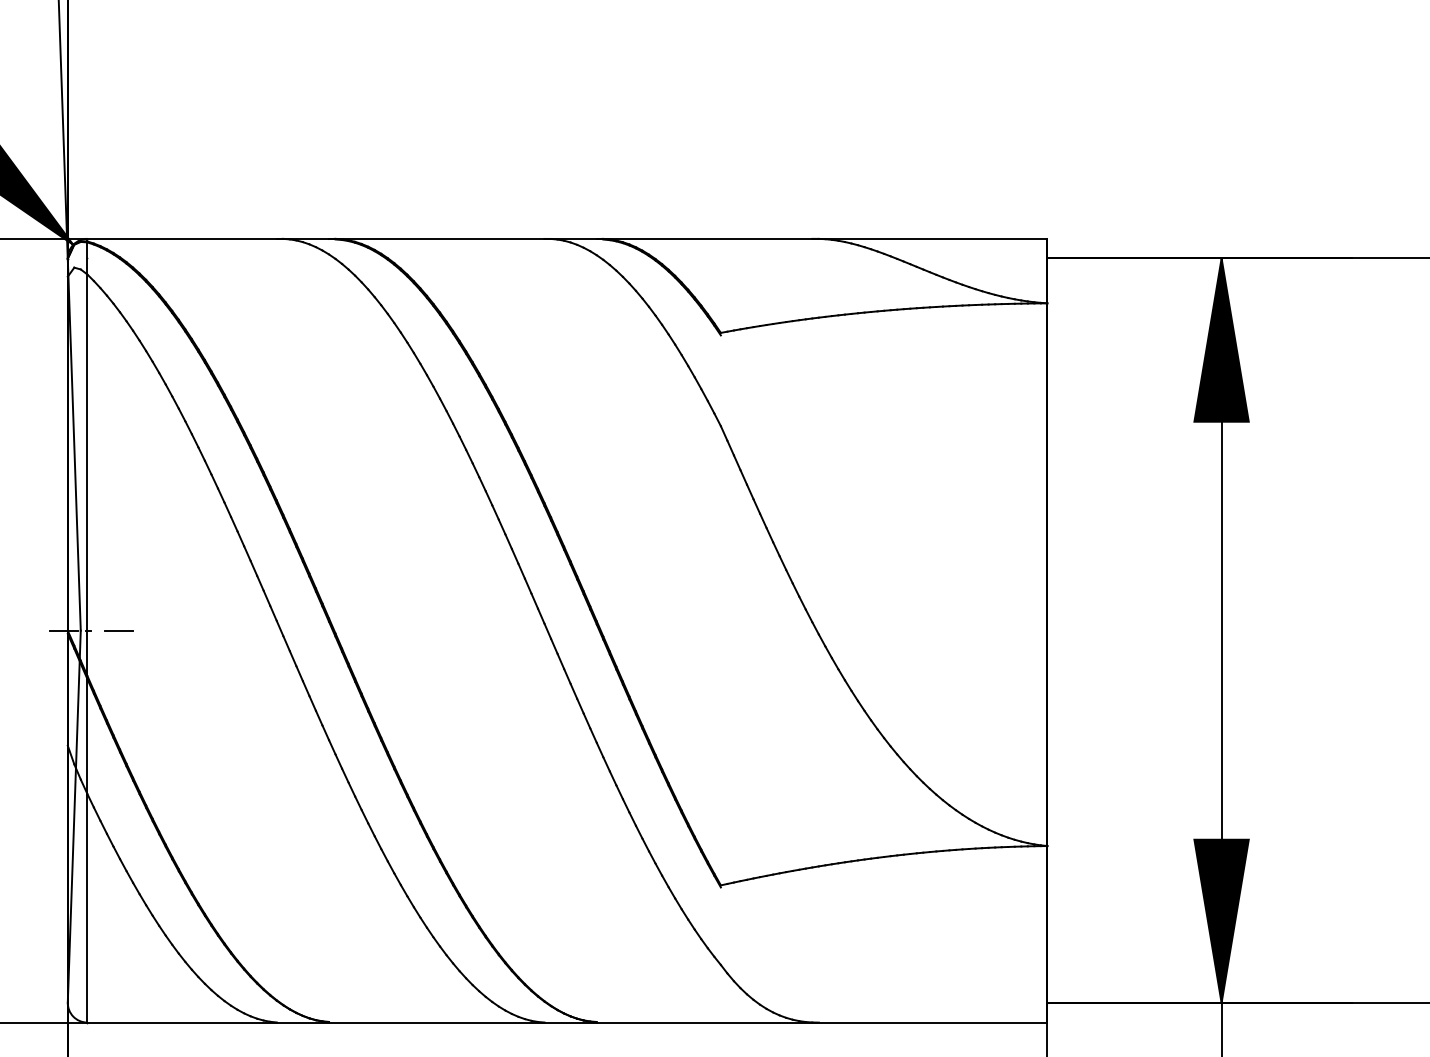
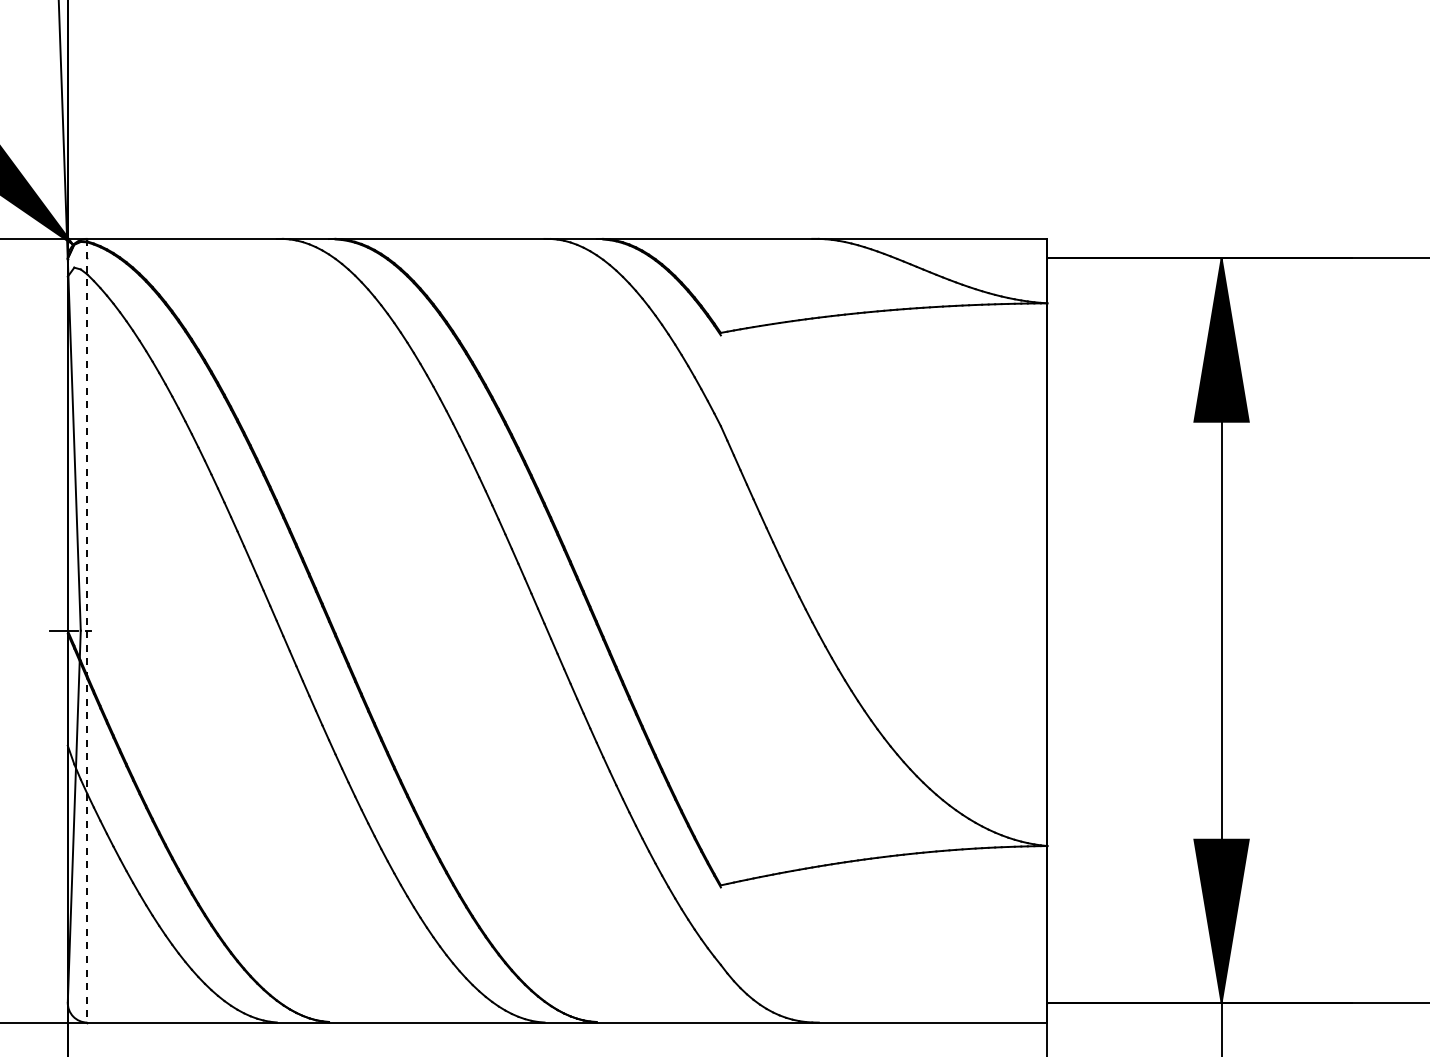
line: solid -> dashed (87, 630)
line: present -> none (118, 630)
